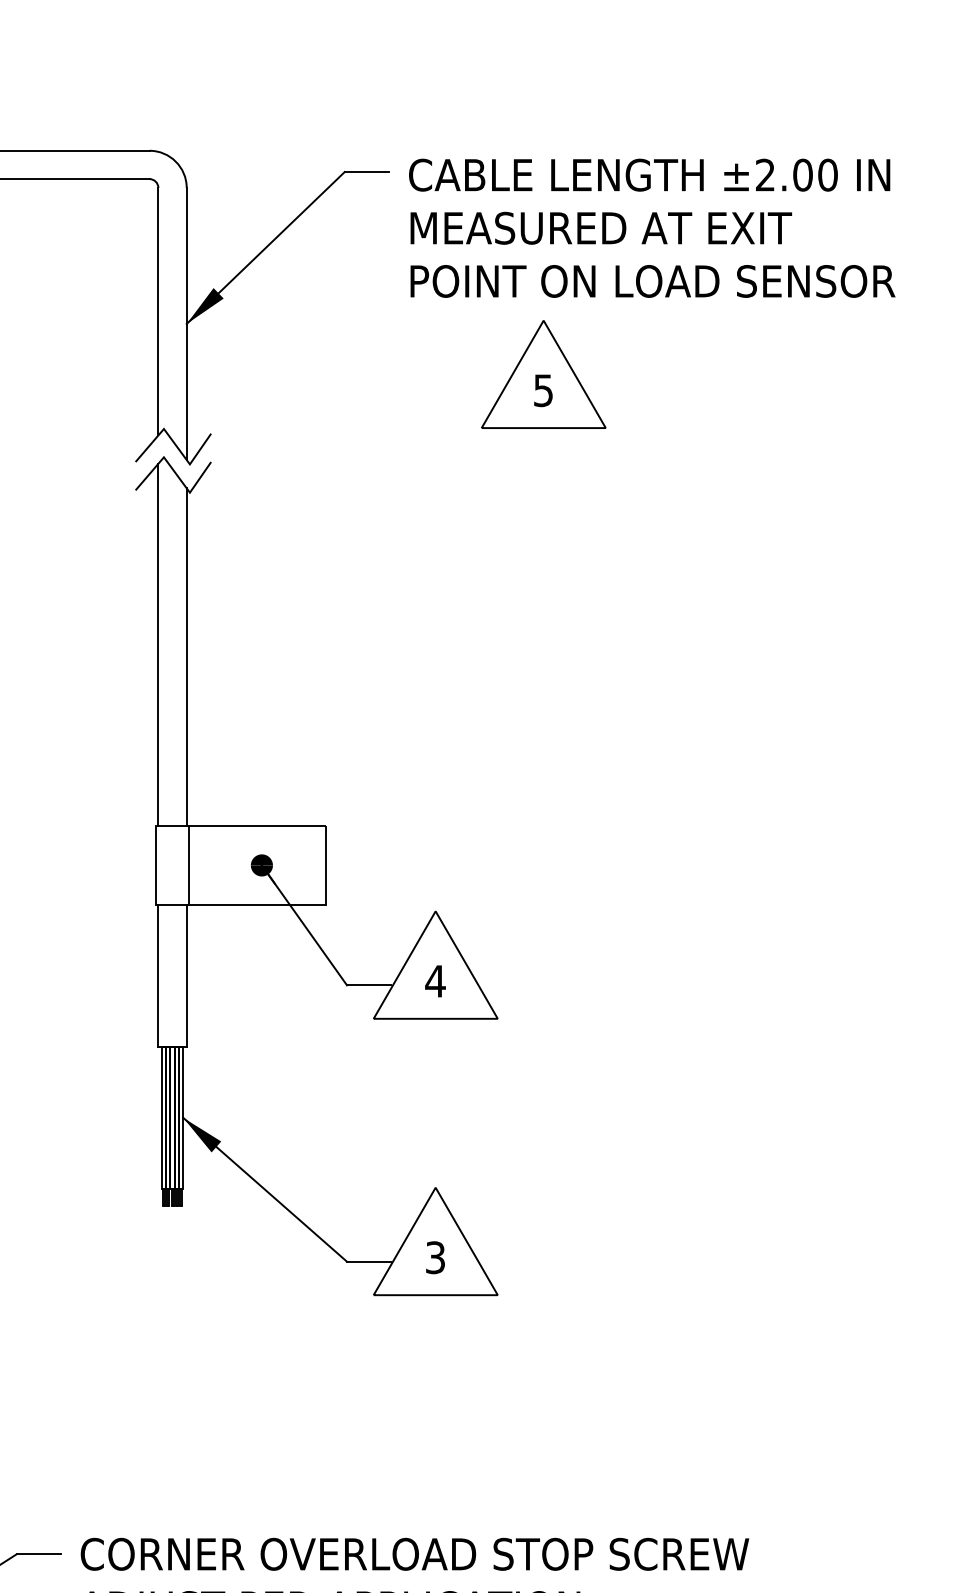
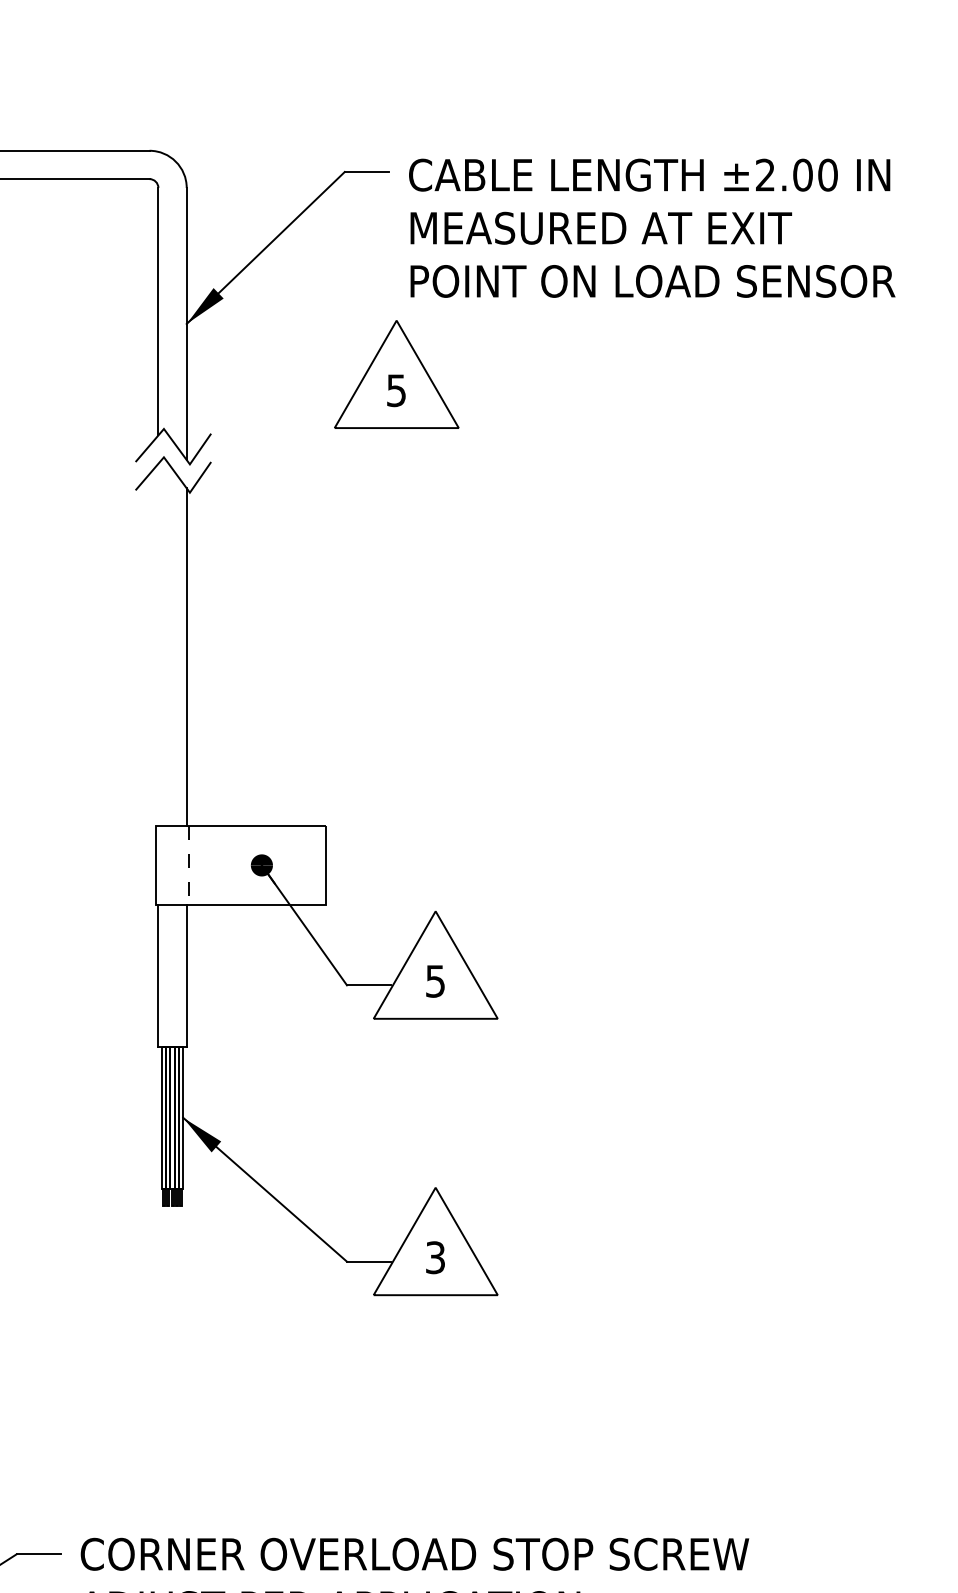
part position: (543, 374) -> (396, 374) (396, 374)
line: present -> none (158, 644)
line: solid -> dashed (188, 865)
text: 4 -> 5 (435, 981)
